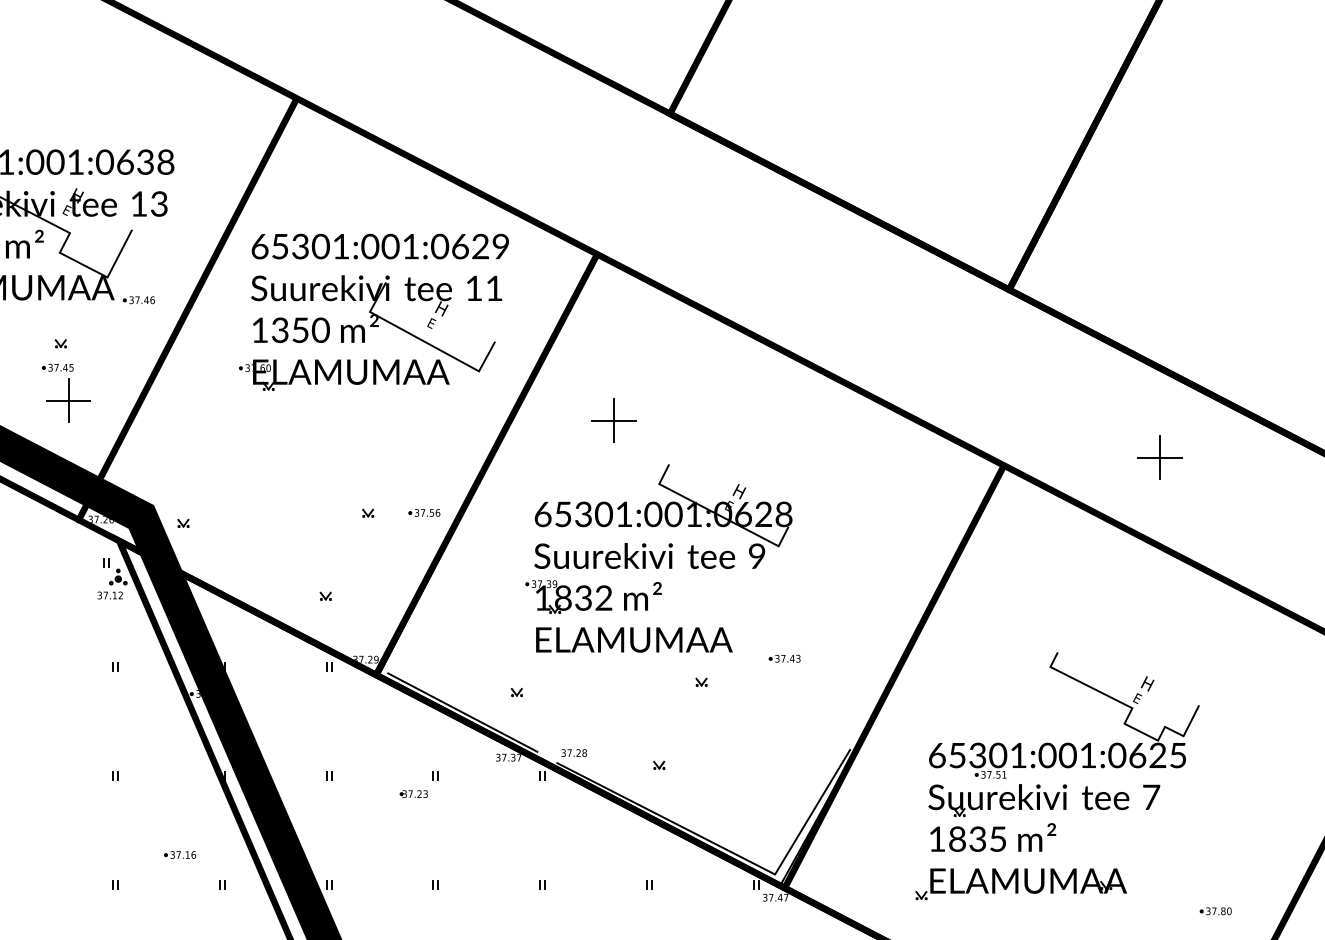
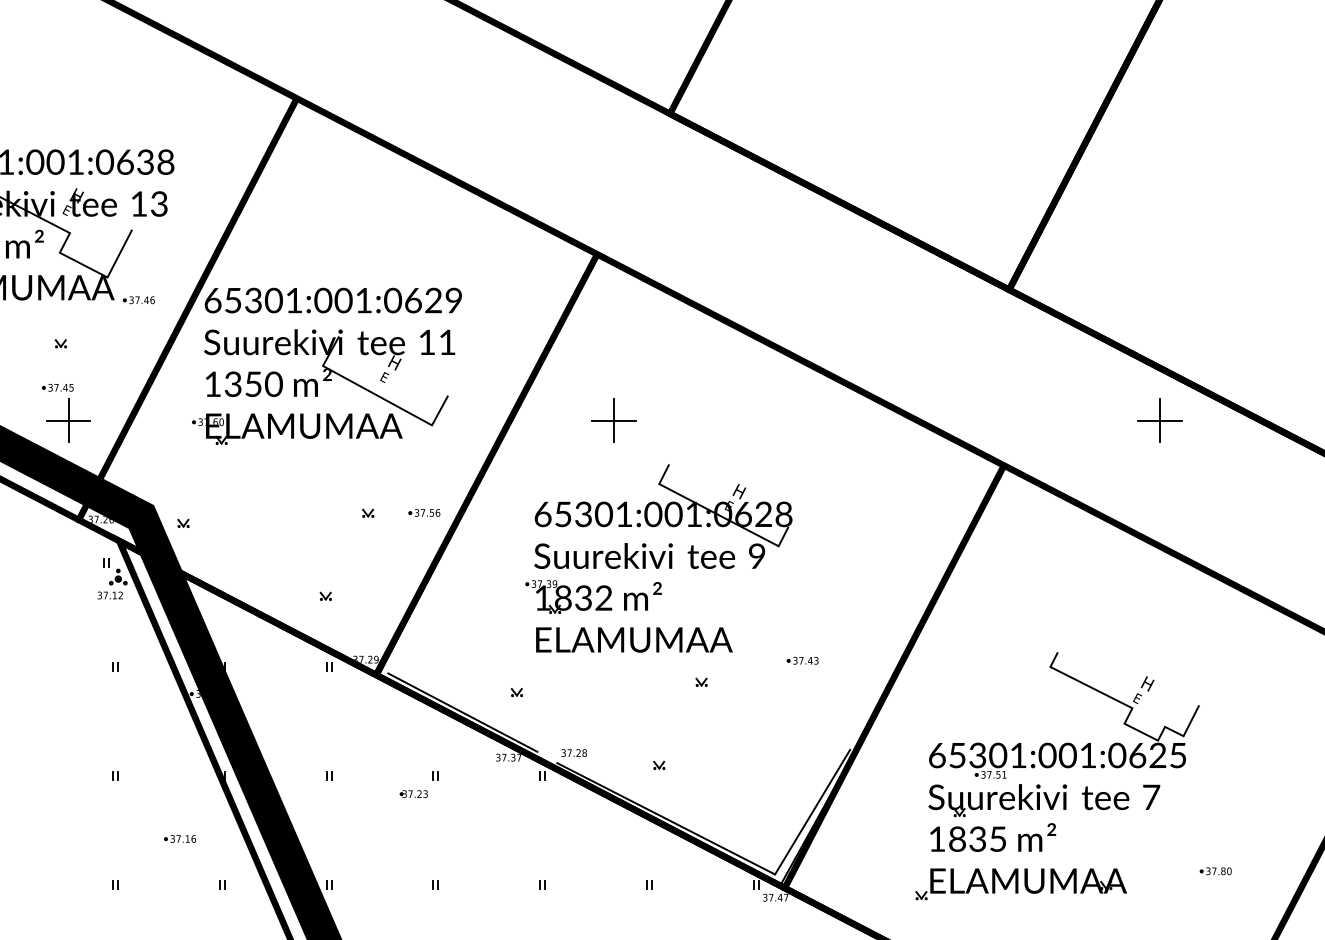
part position: (373, 311) -> (326, 365) (326, 365)
part position: (66, 392) -> (66, 412) (66, 412)
part position: (1159, 457) -> (1159, 420) (1159, 420)
part position: (784, 658) -> (802, 660) (802, 660)
part position: (179, 854) -> (179, 838) (179, 838)
part position: (1215, 911) -> (1215, 871) (1215, 871)
